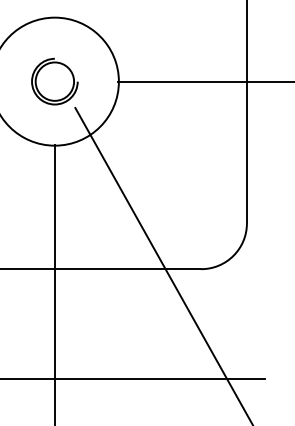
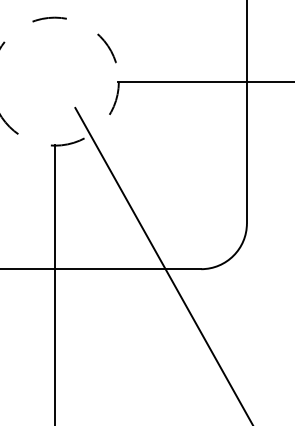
part: present -> none (54, 81)
circle: solid -> dashed (59, 81)
line: present -> none (133, 378)
